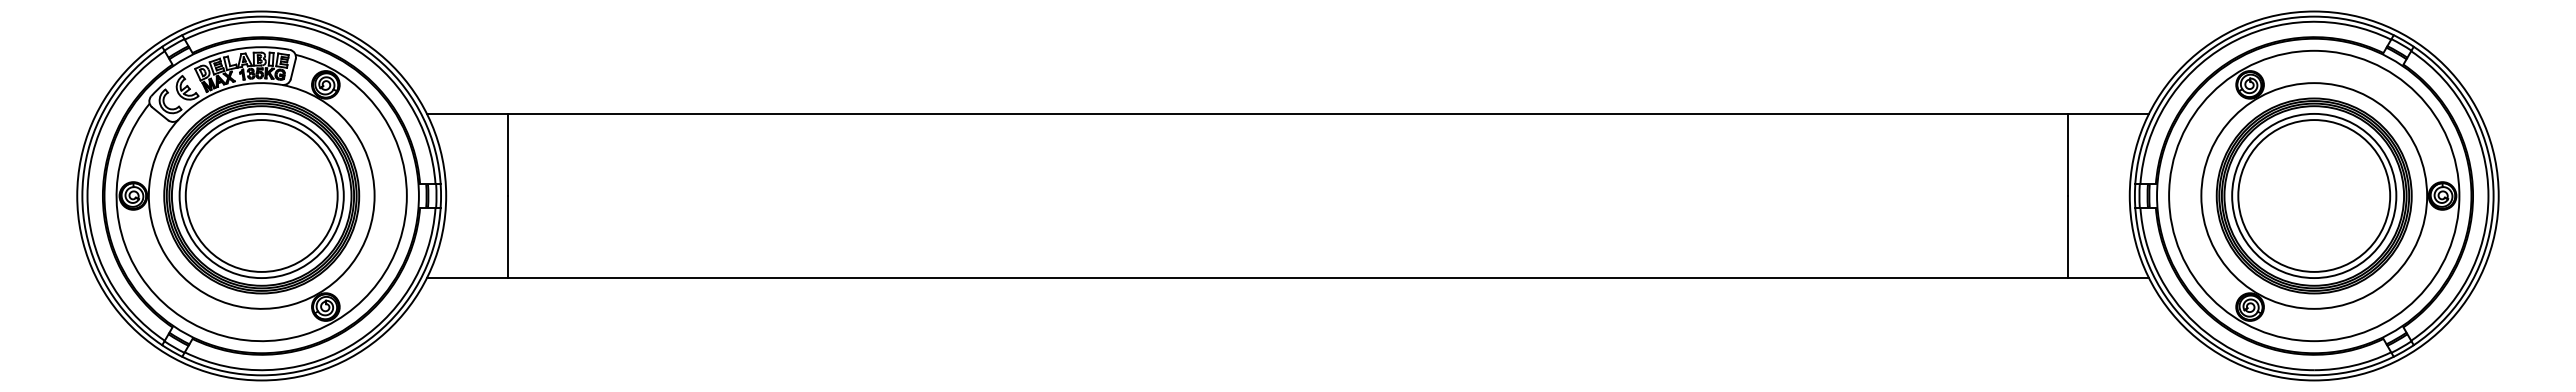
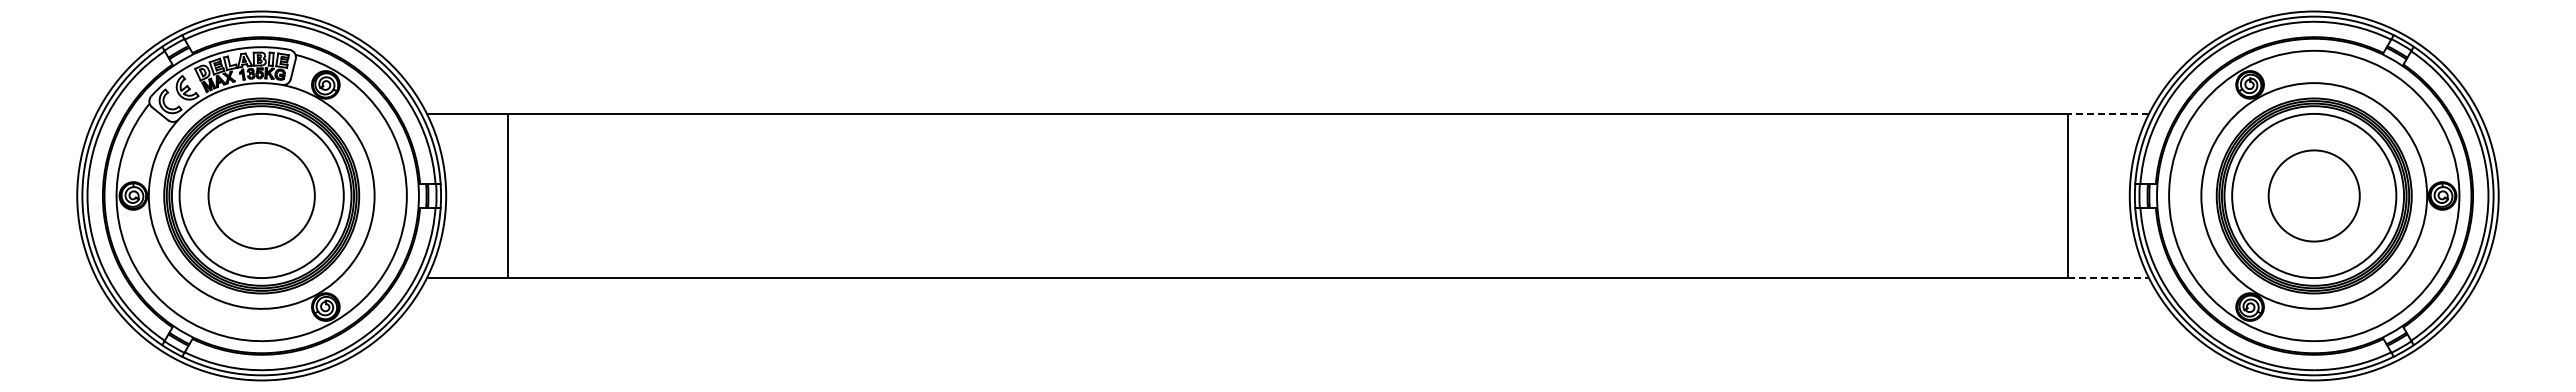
line: solid -> dashed (2108, 113)
circle diameter: 152 px -> 106 px (261, 195)
circle diameter: 152 px -> 91 px (2313, 195)
line: solid -> dashed (2108, 278)
